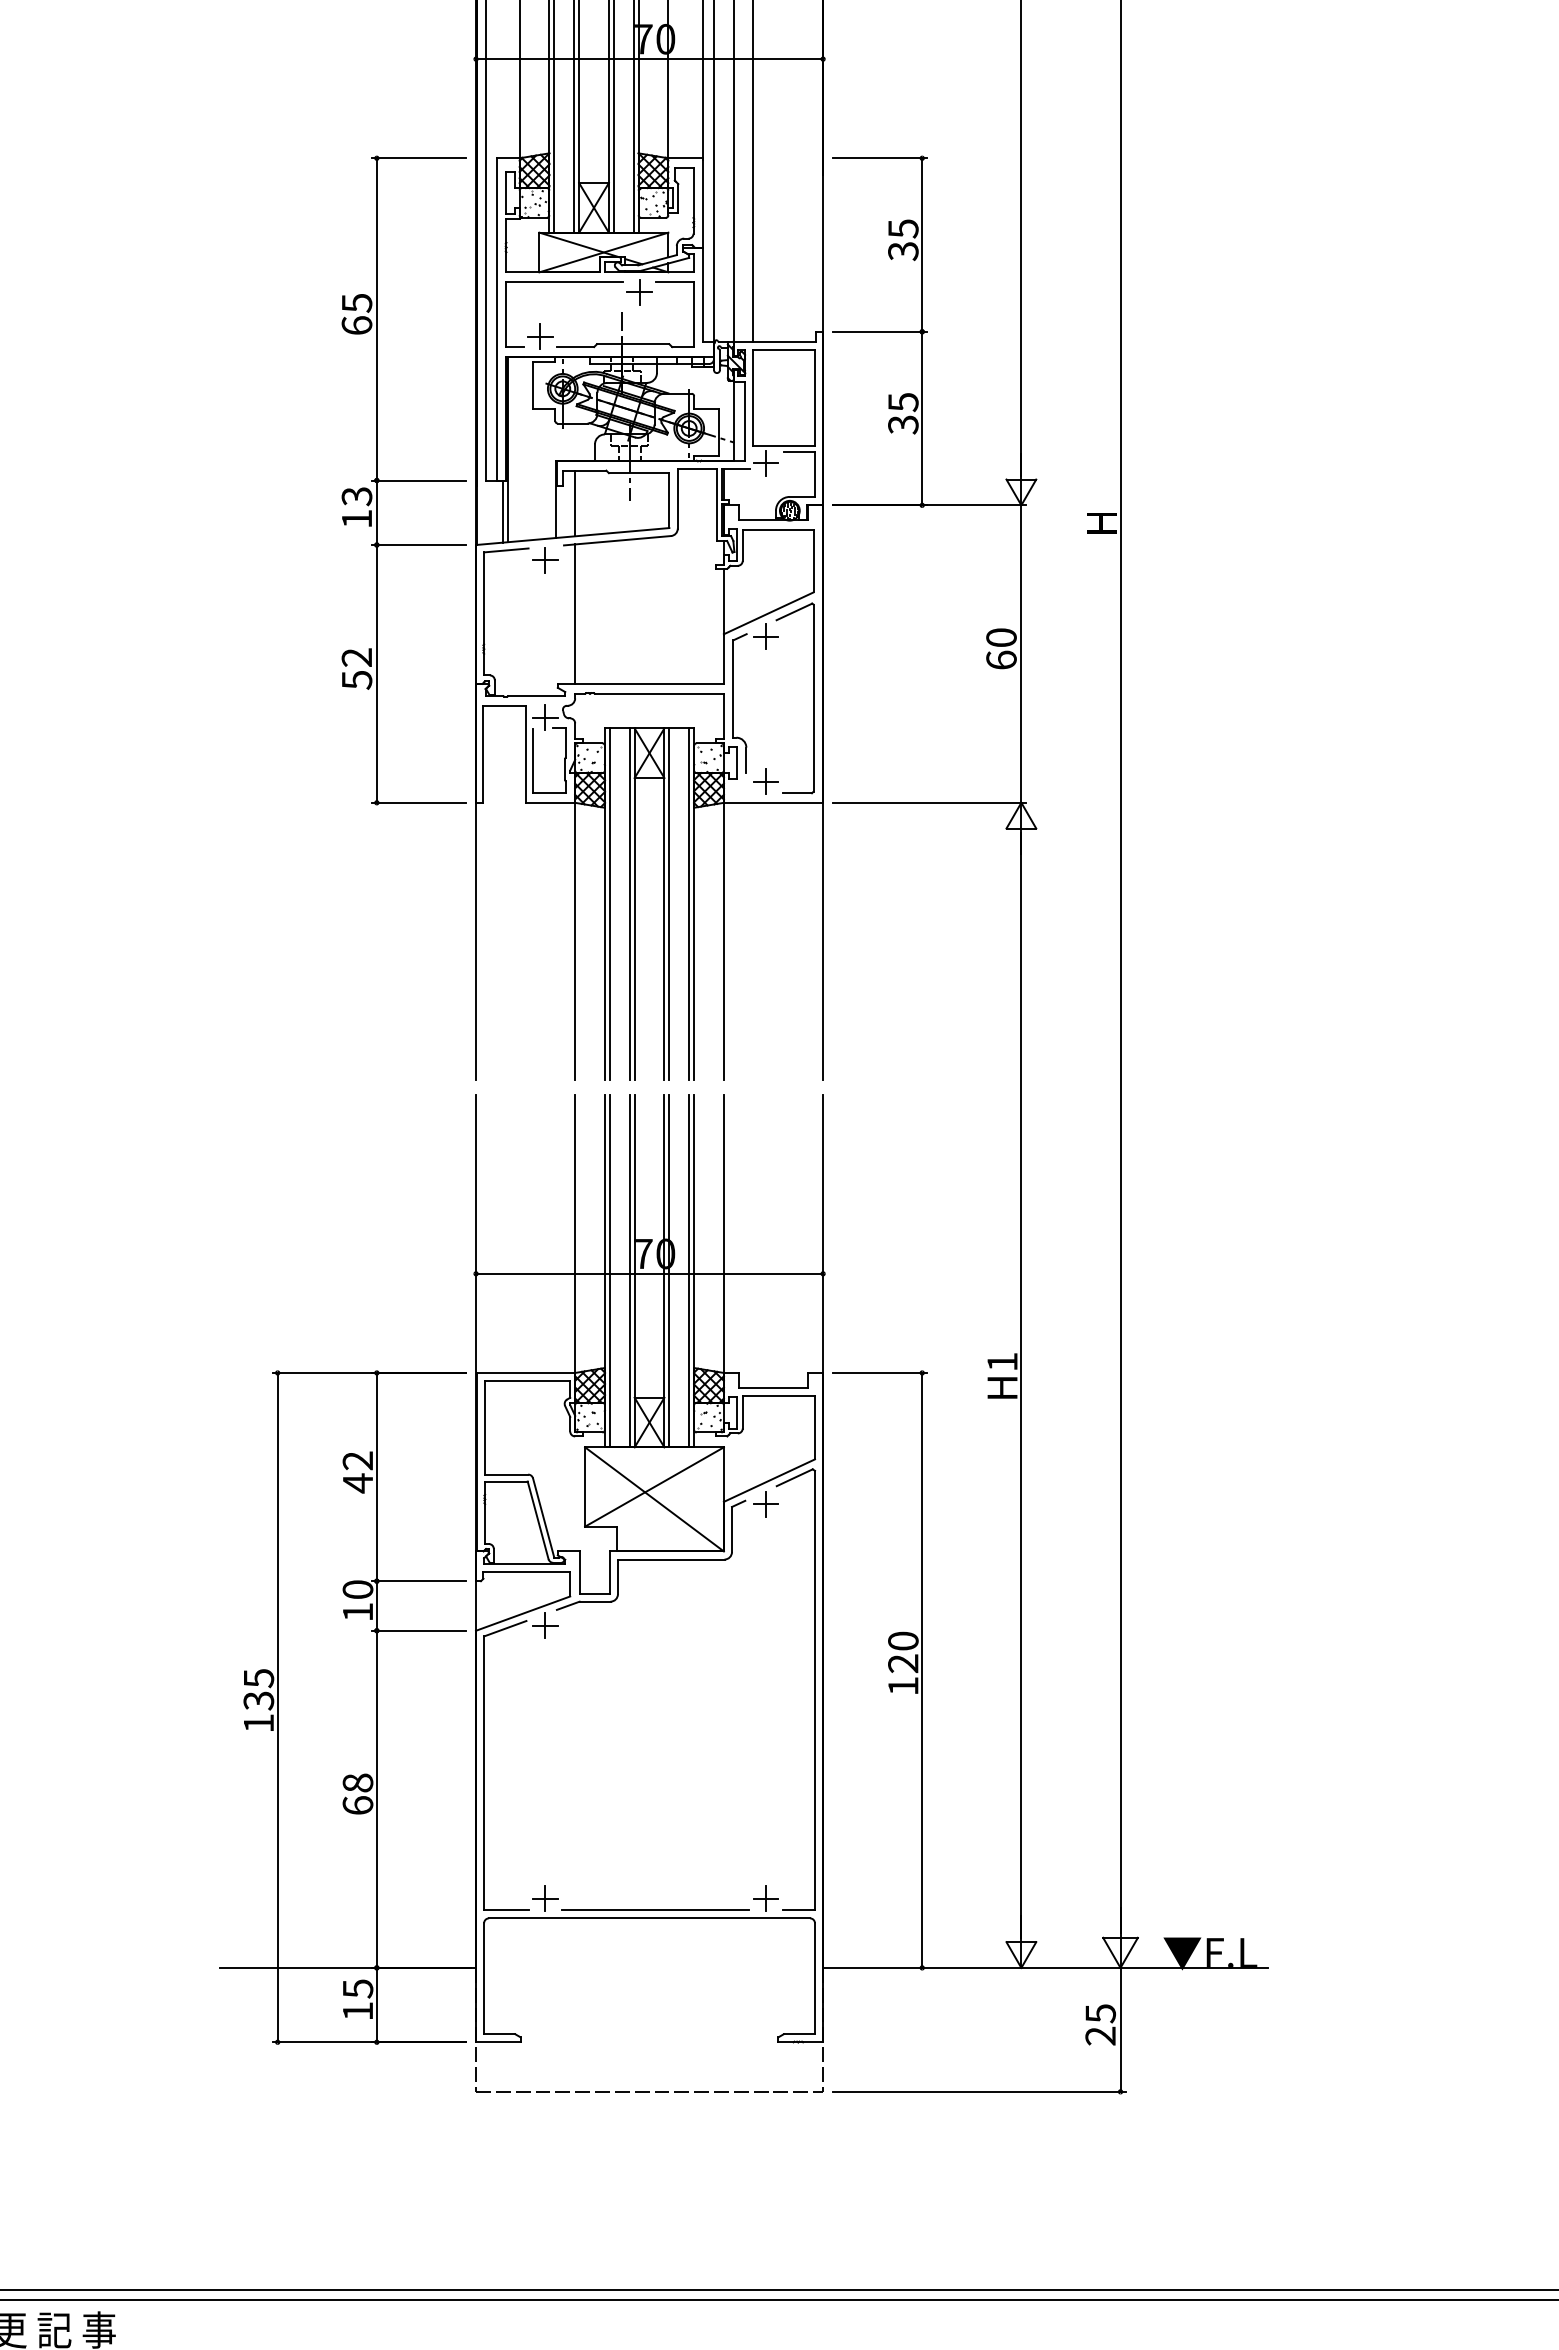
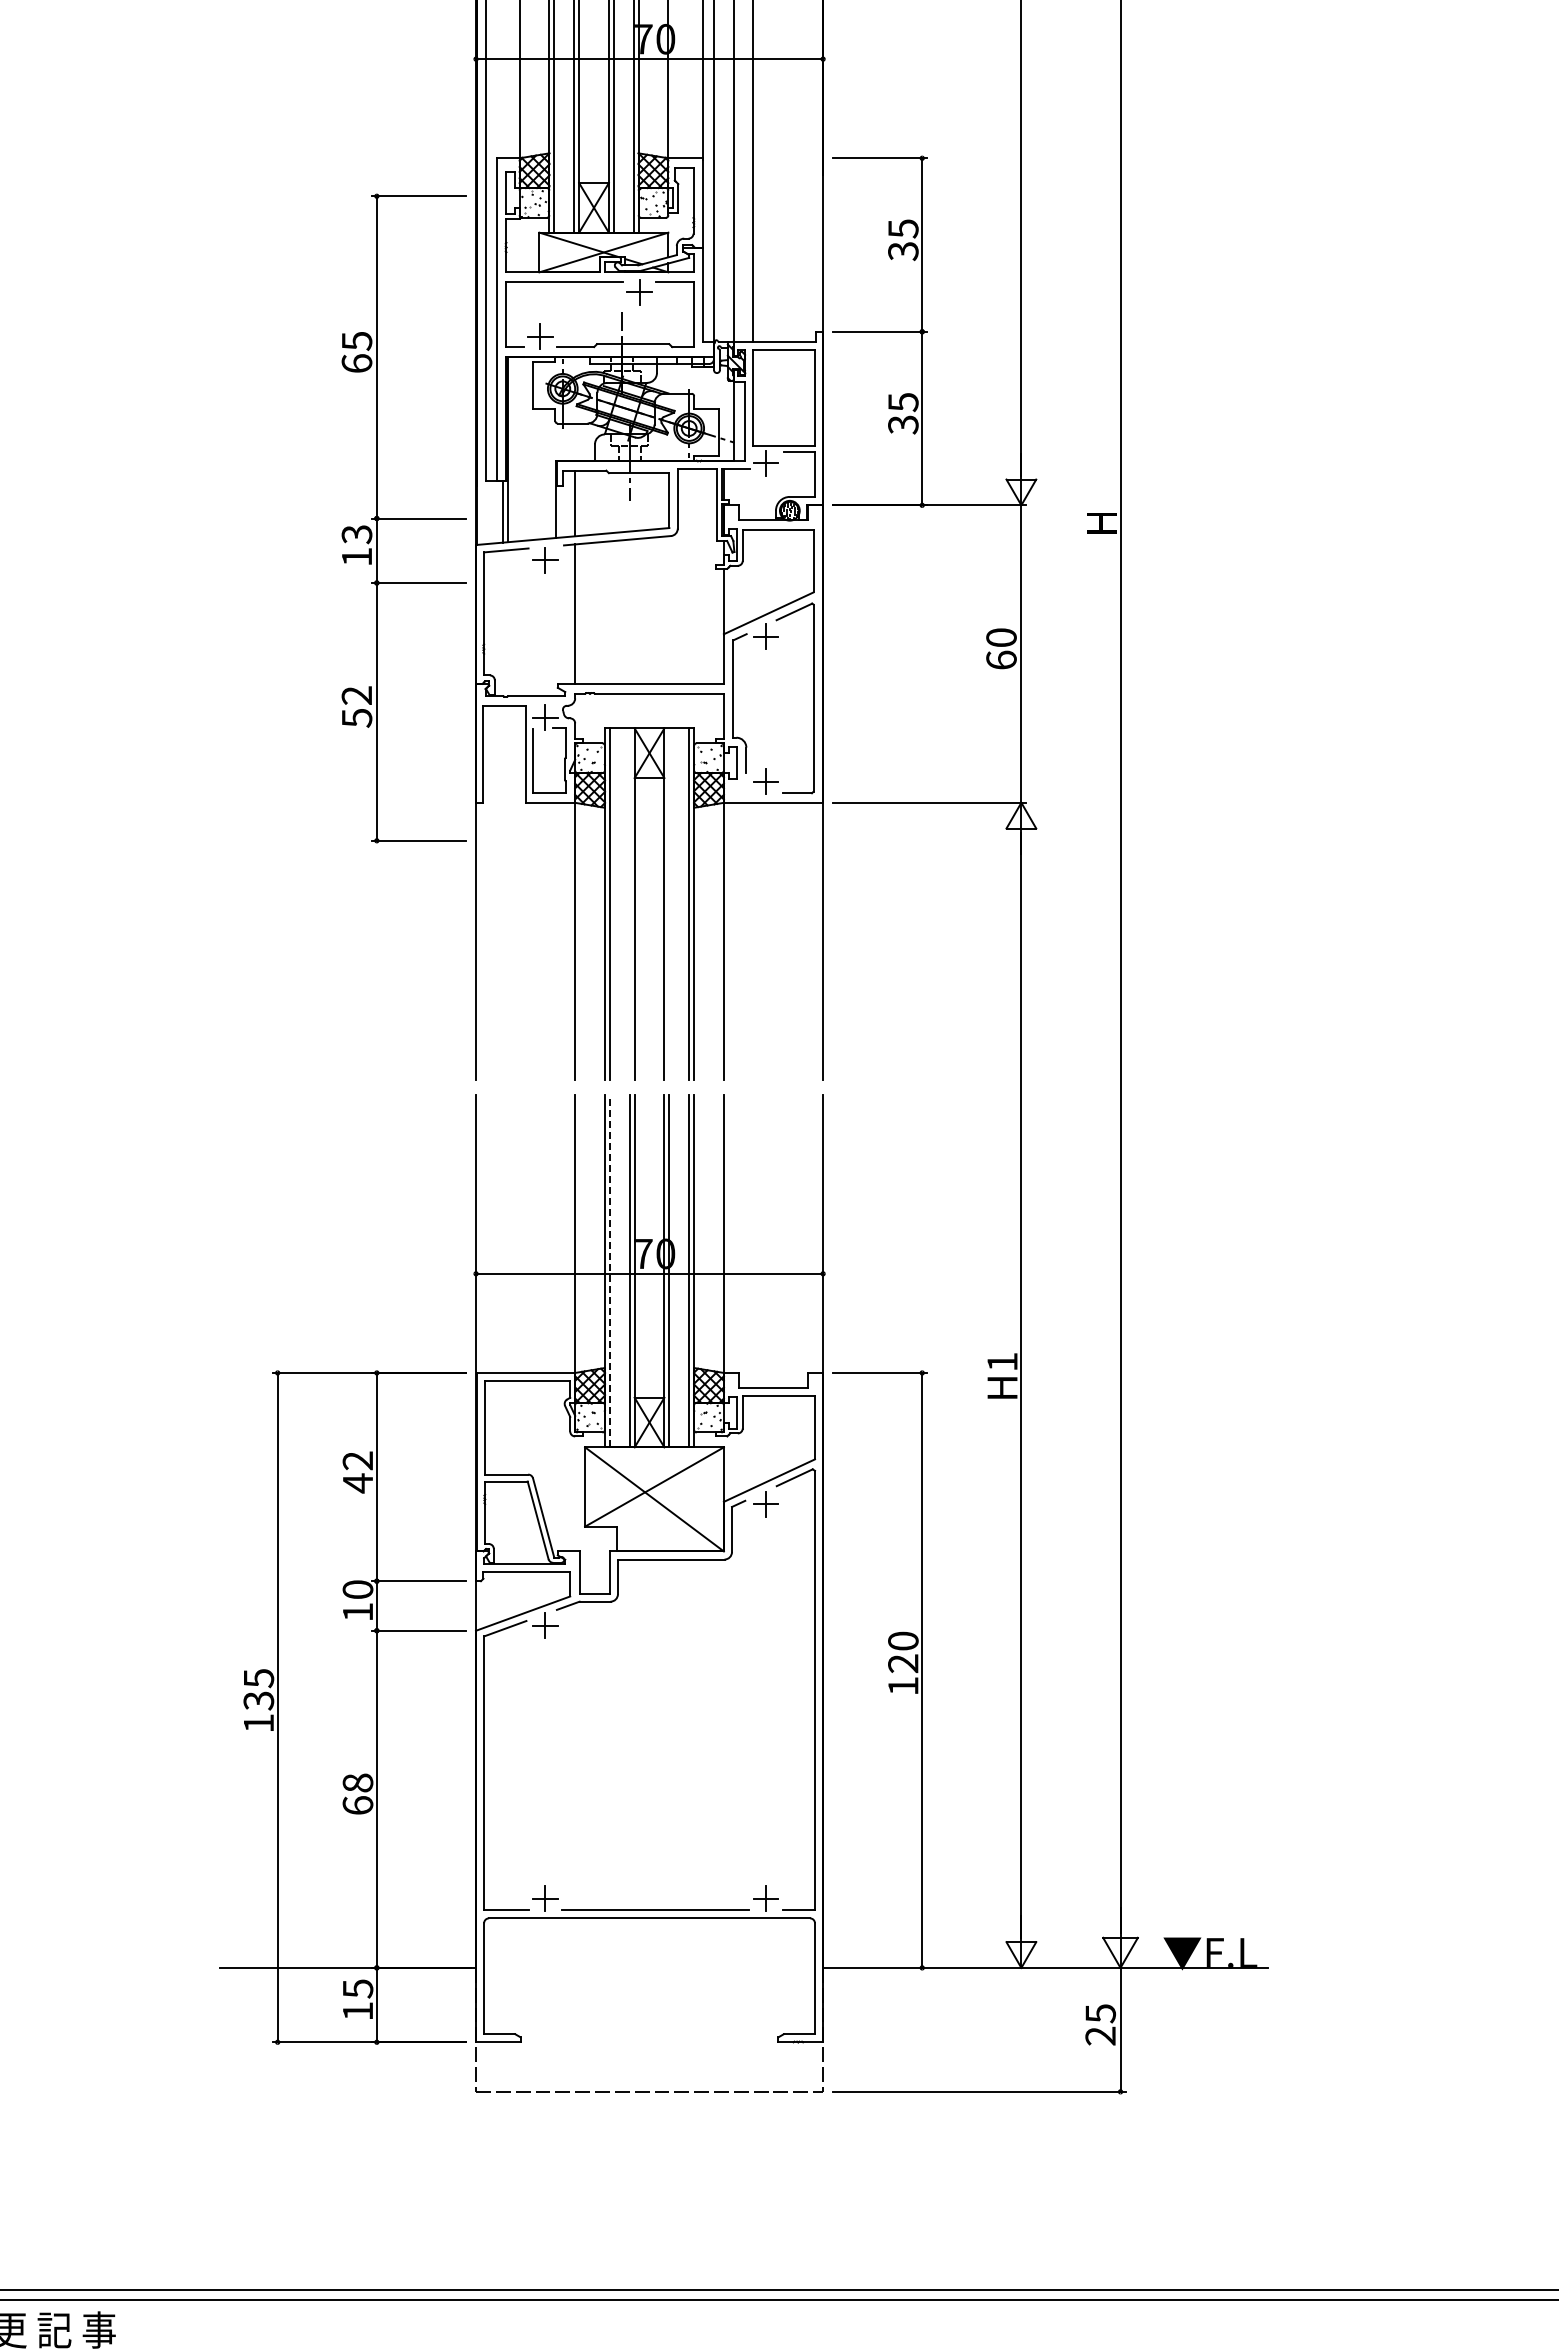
part position: (403, 480) -> (403, 518) (403, 518)
line: present -> none (629, 904)
line: present -> none (669, 904)
line: solid -> dashed (609, 1270)
